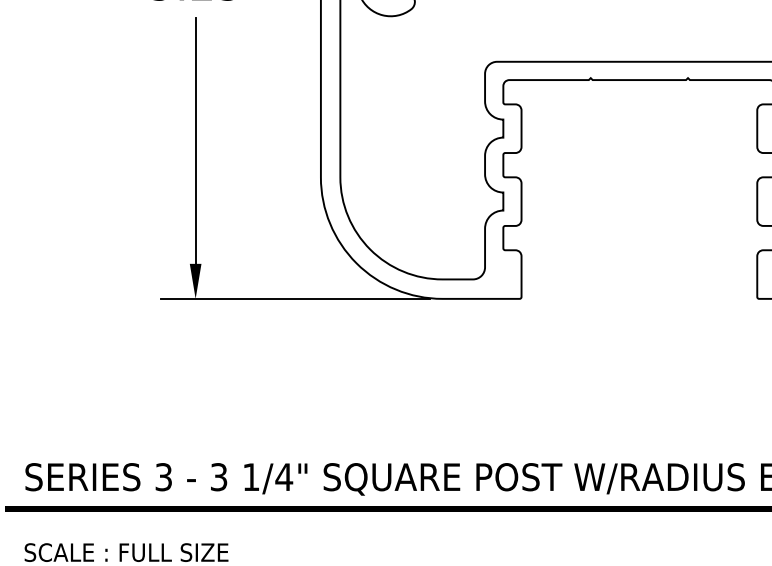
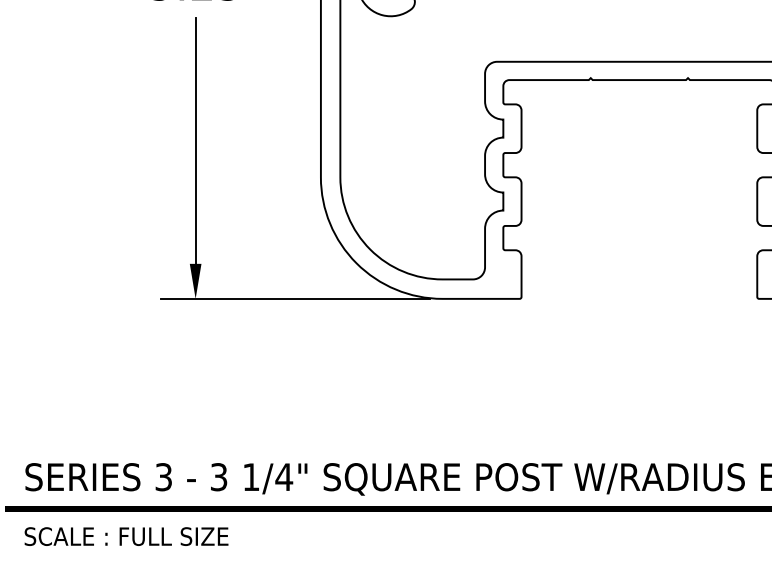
text position: (126, 552) -> (126, 536) (126, 536)
